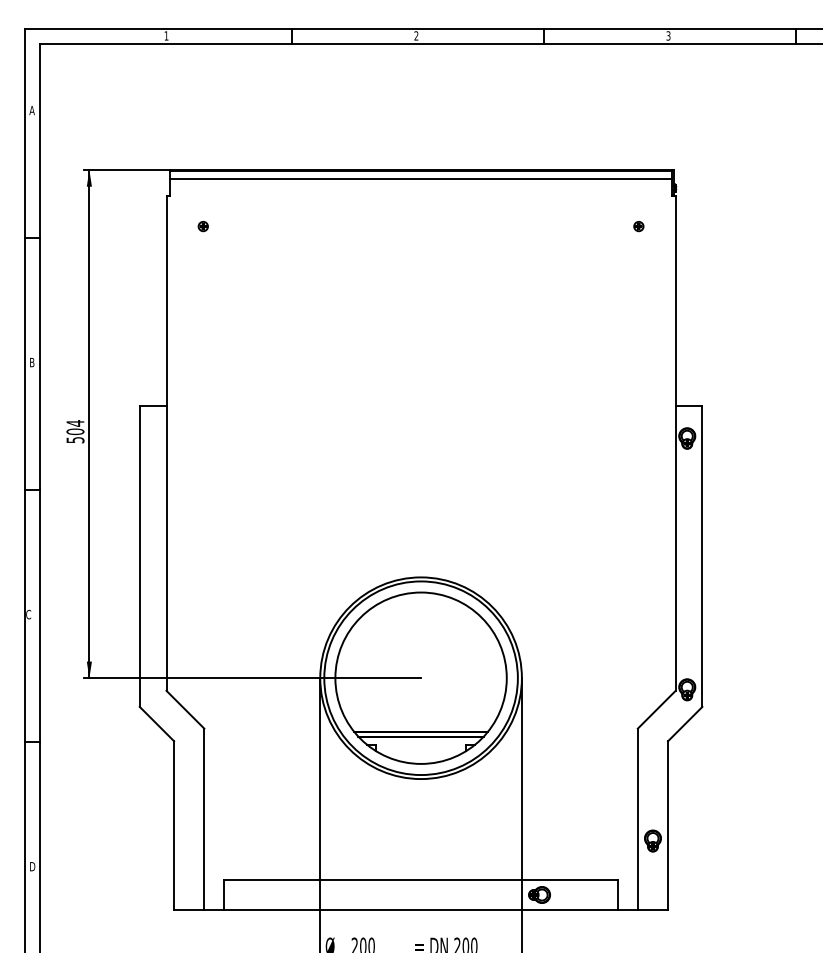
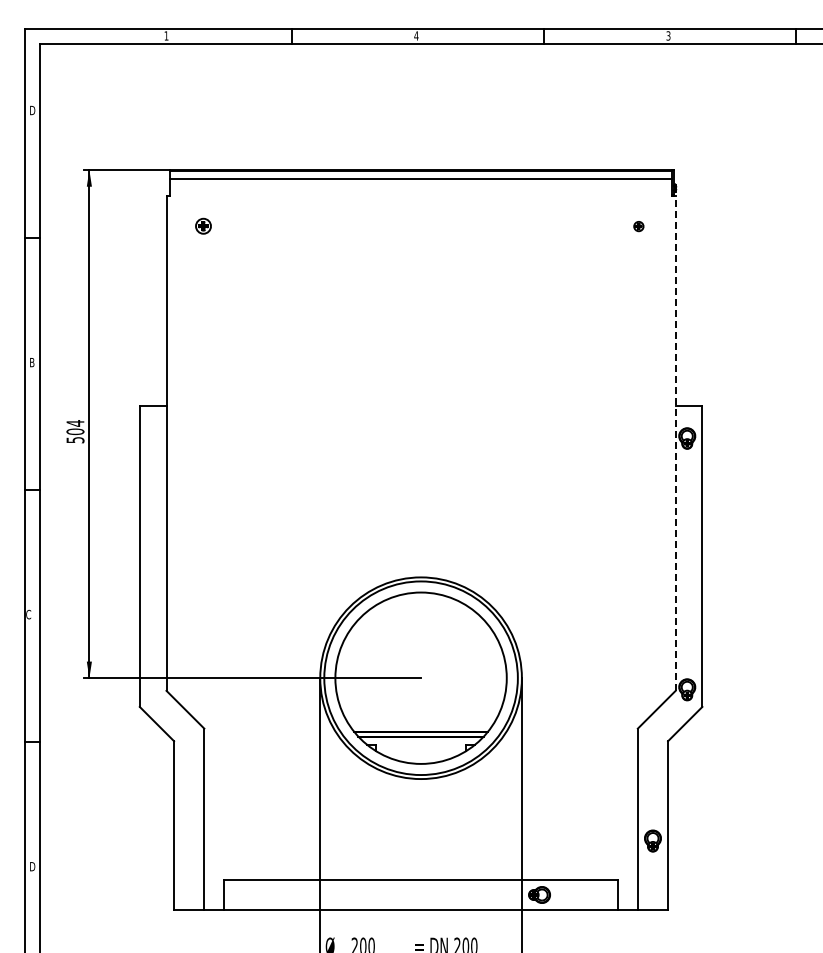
text: 2 -> 4 (416, 35)
text: A -> D (32, 110)
part size: 12x12 px -> 17x18 px (203, 225)
line: solid -> dashed (675, 443)
